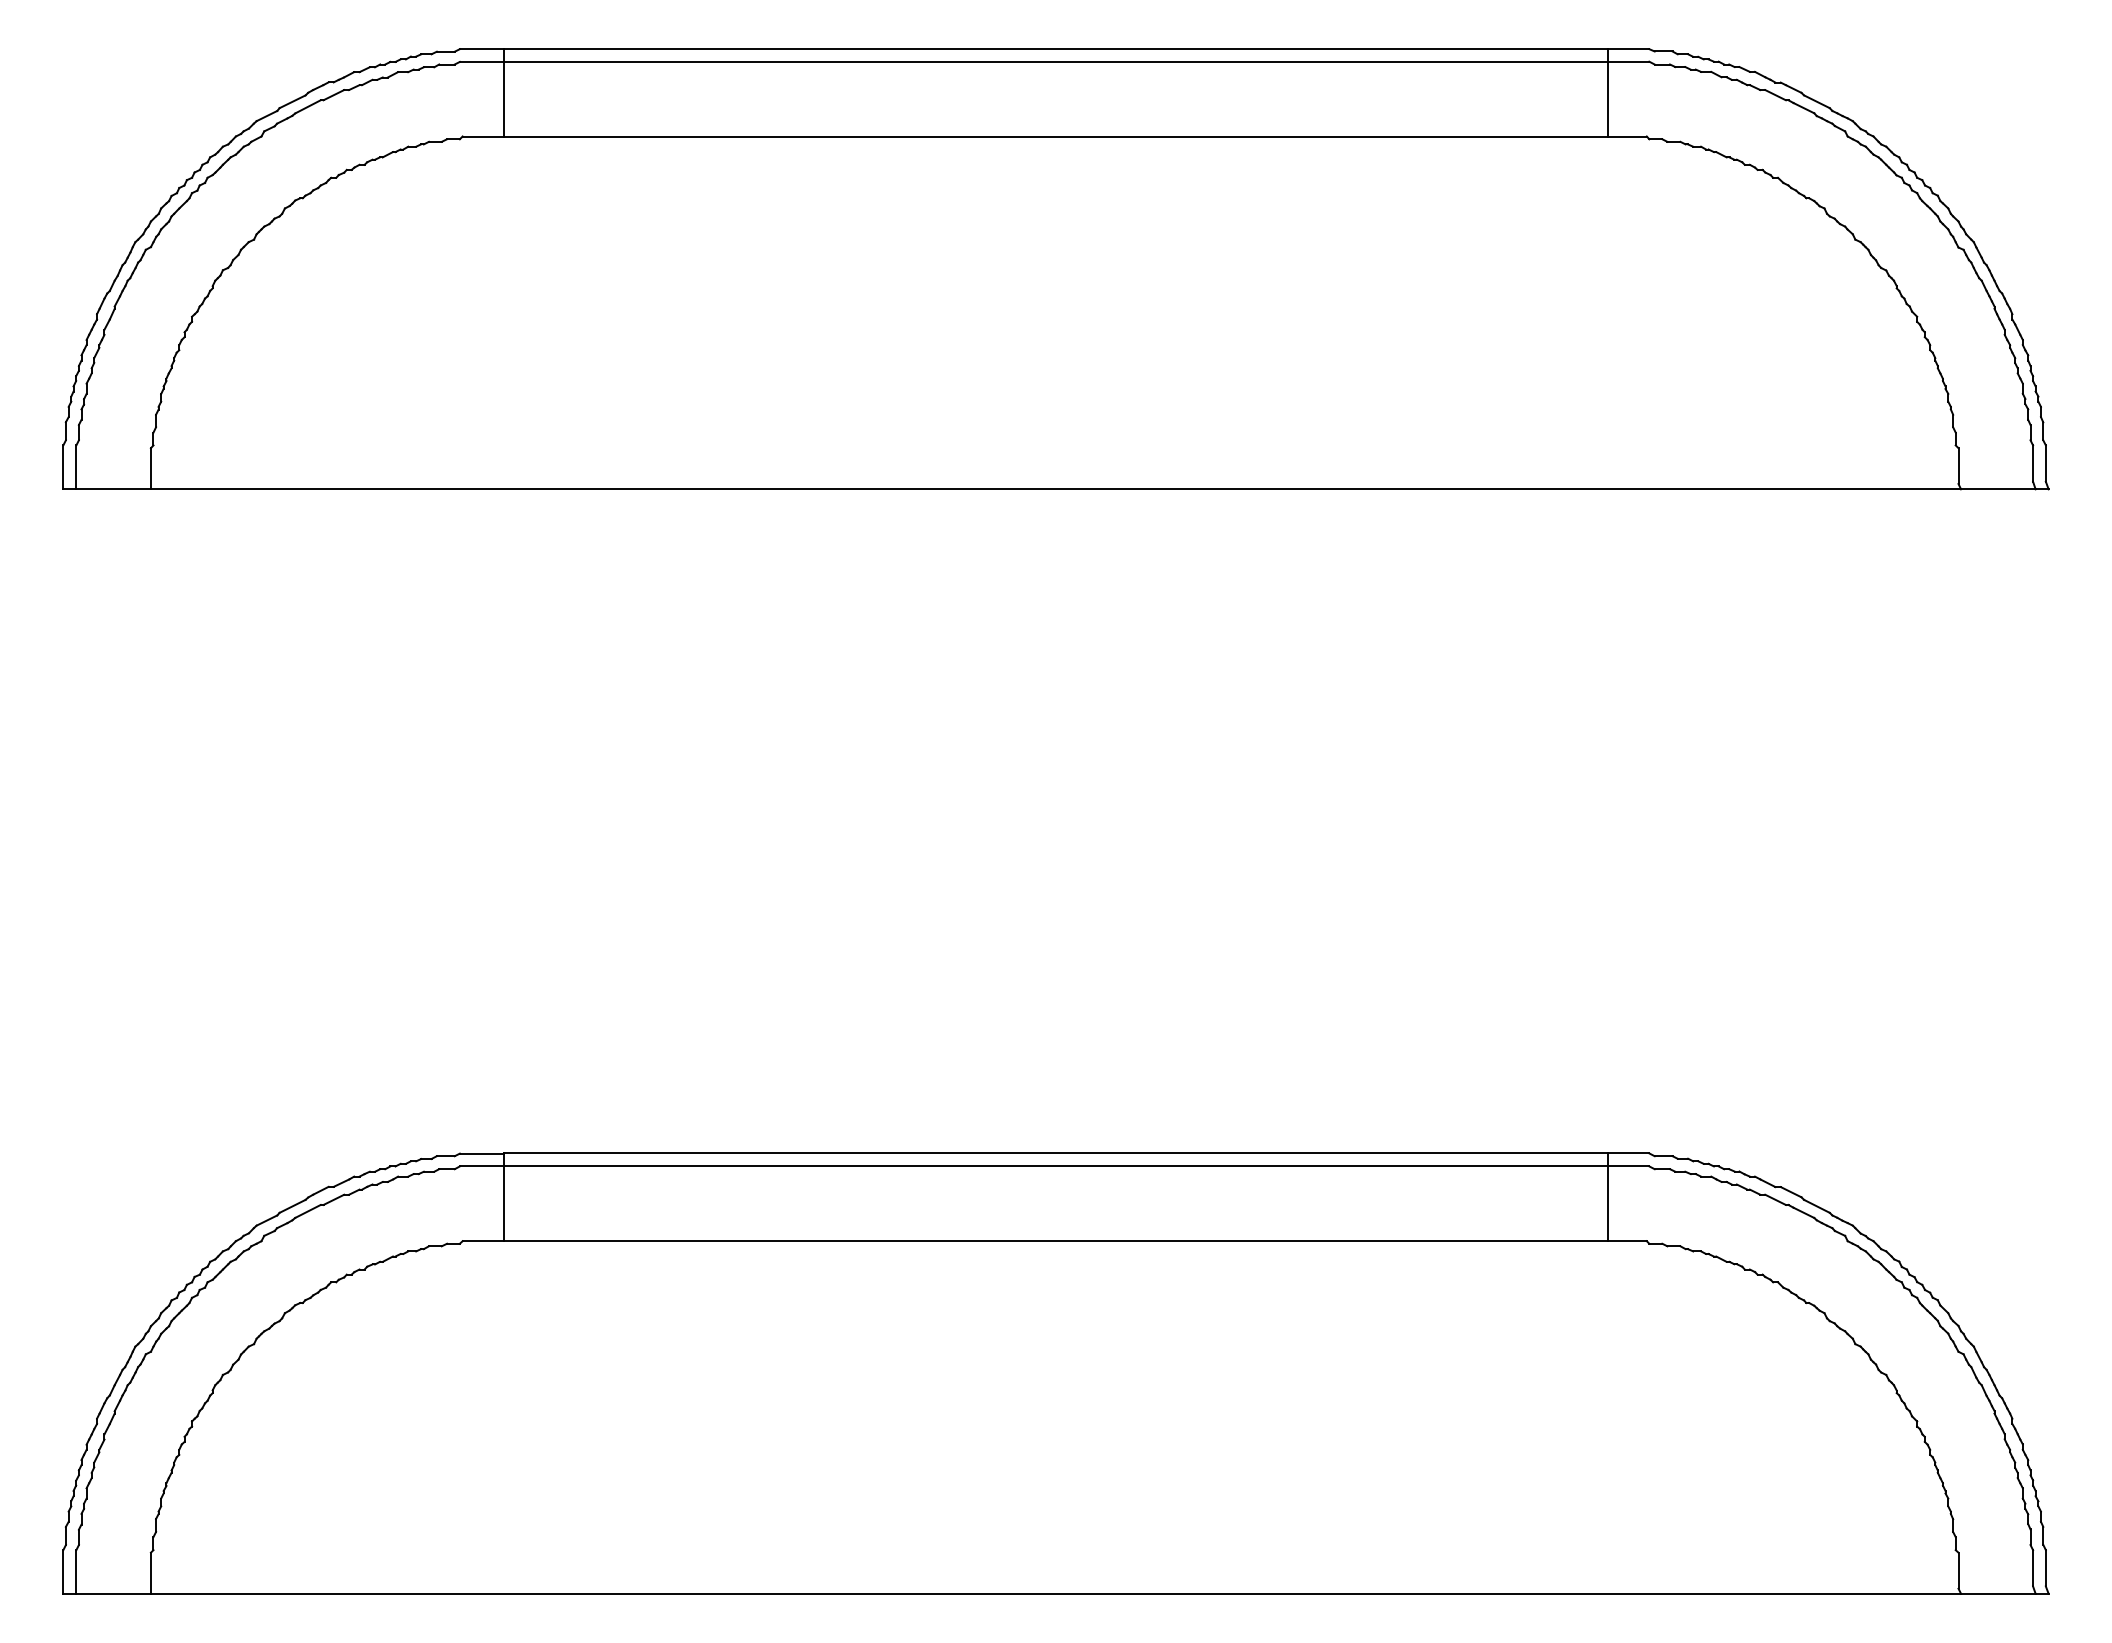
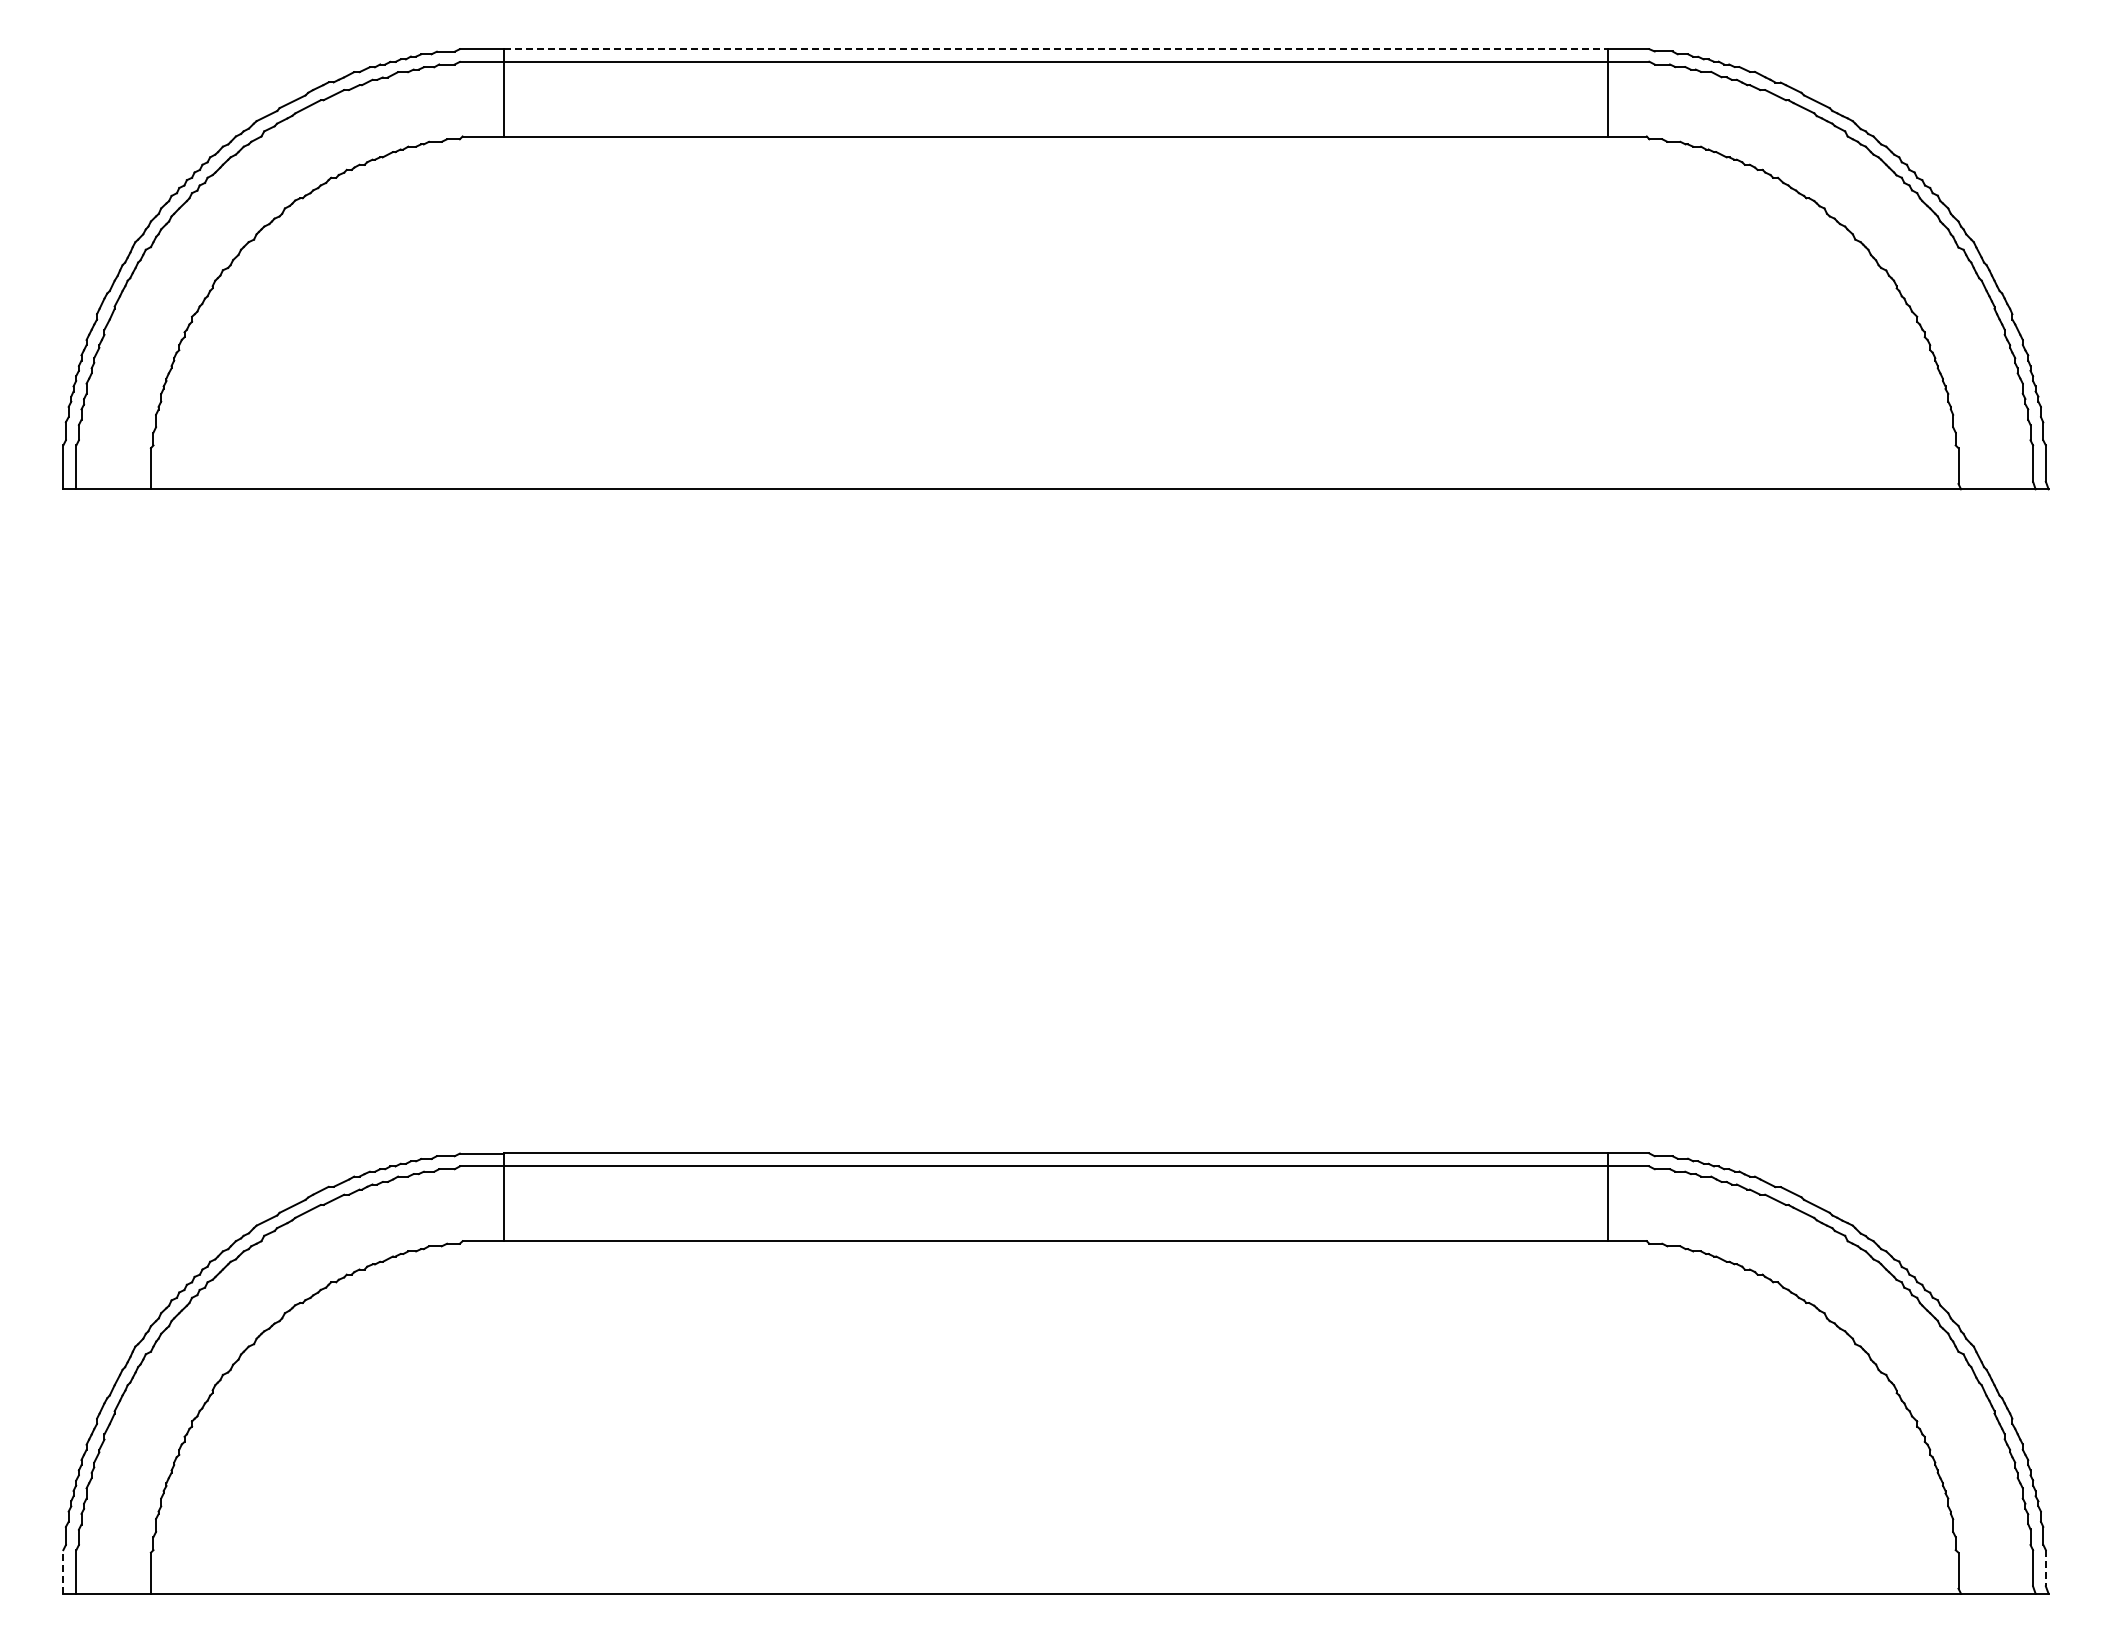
line: solid -> dashed (1056, 49)
line: solid -> dashed (2045, 1568)
line: solid -> dashed (63, 1571)
